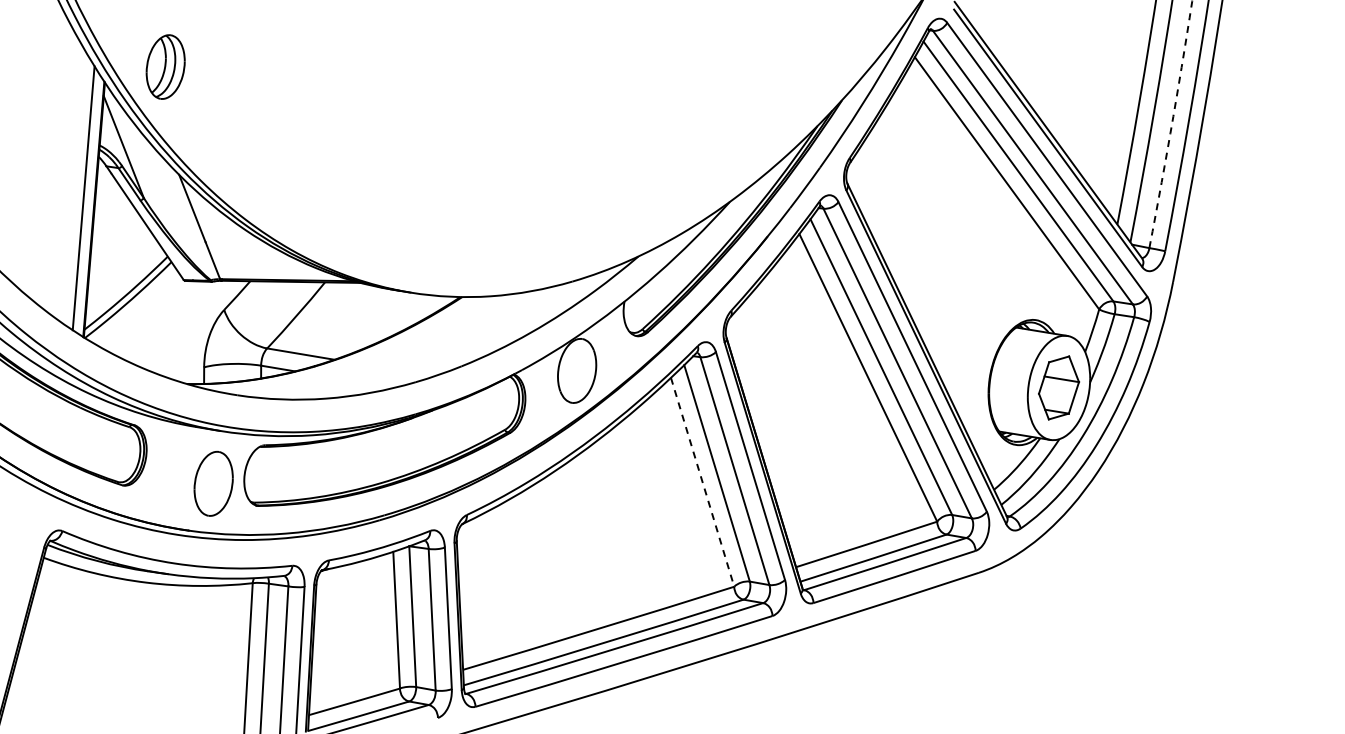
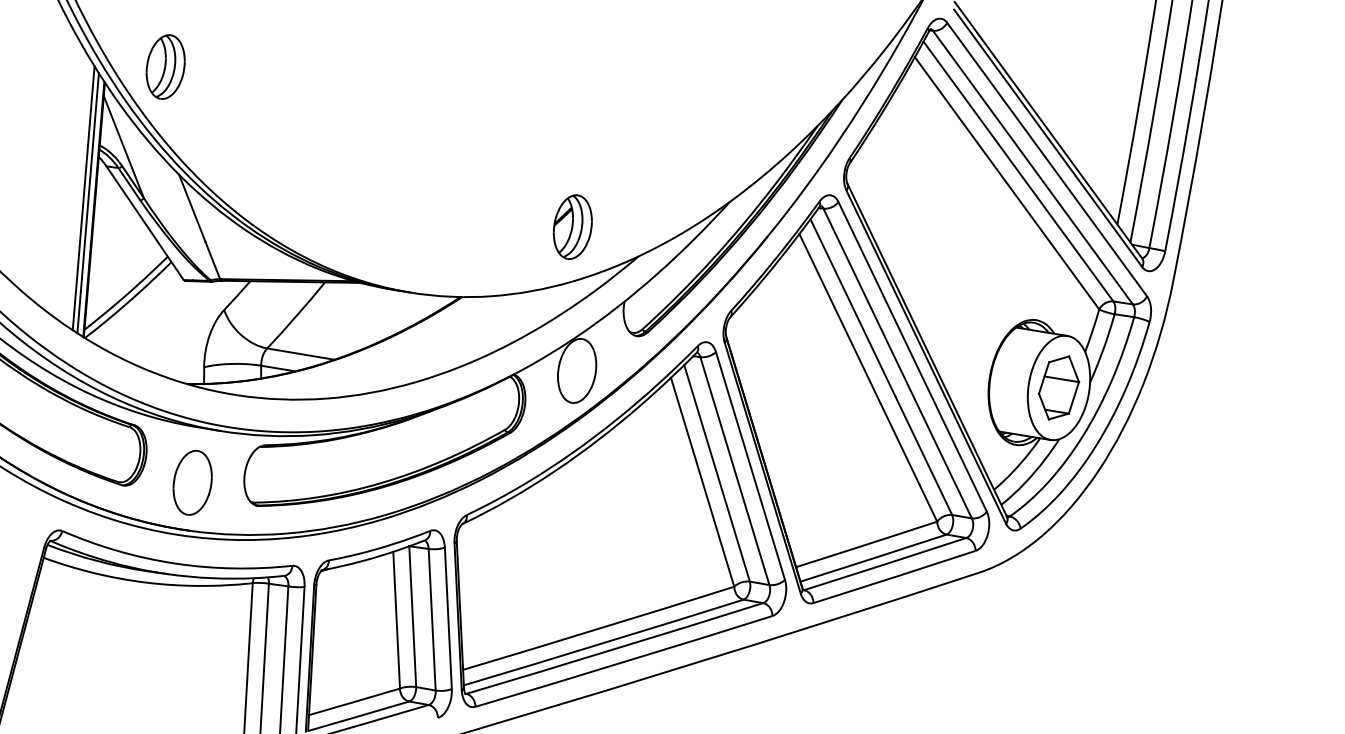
arc: dashed -> solid (1172, 123)
line: none -> present (87, 203)
part: none -> present (572, 226)
line: dashed -> solid (702, 482)
part position: (213, 483) -> (192, 482) (192, 482)
